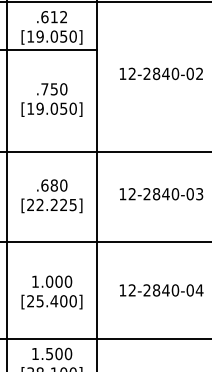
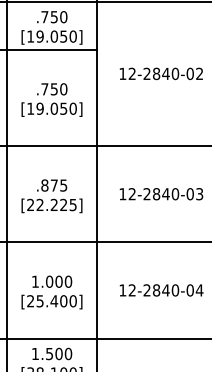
text: .612 -> .750 (54, 17)
line position: (105, 152) -> (105, 146) (105, 146)
text: .680 -> .875 (54, 185)
